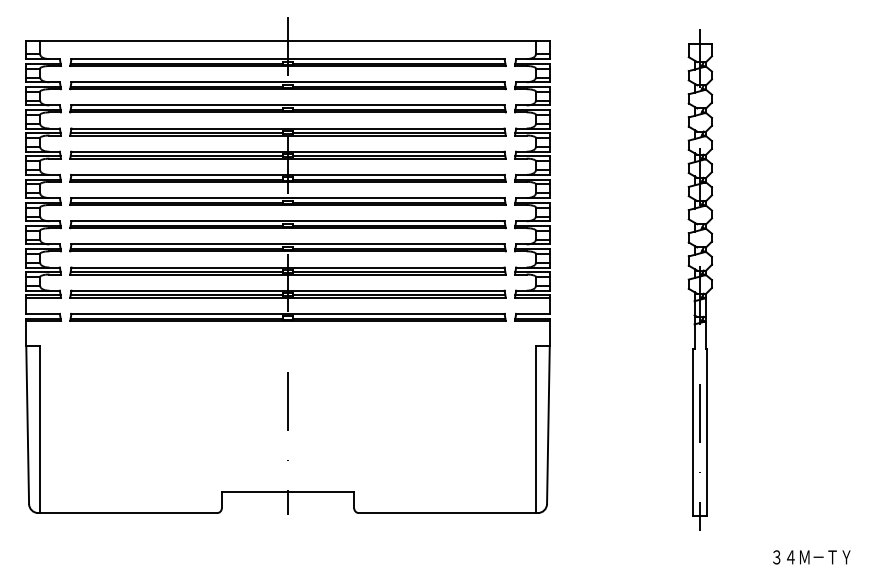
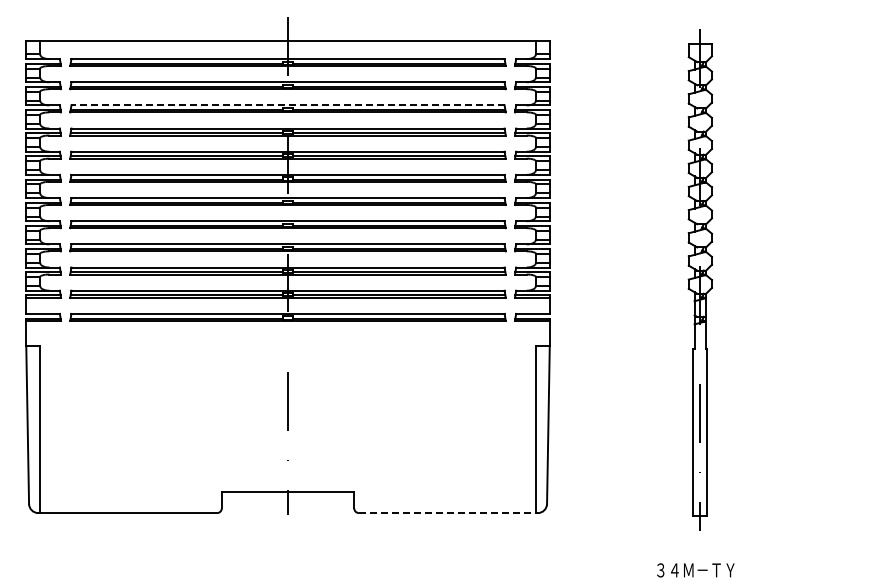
line: solid -> dashed (288, 105)
line: solid -> dashed (448, 513)
text position: (811, 557) -> (695, 570) (695, 570)
